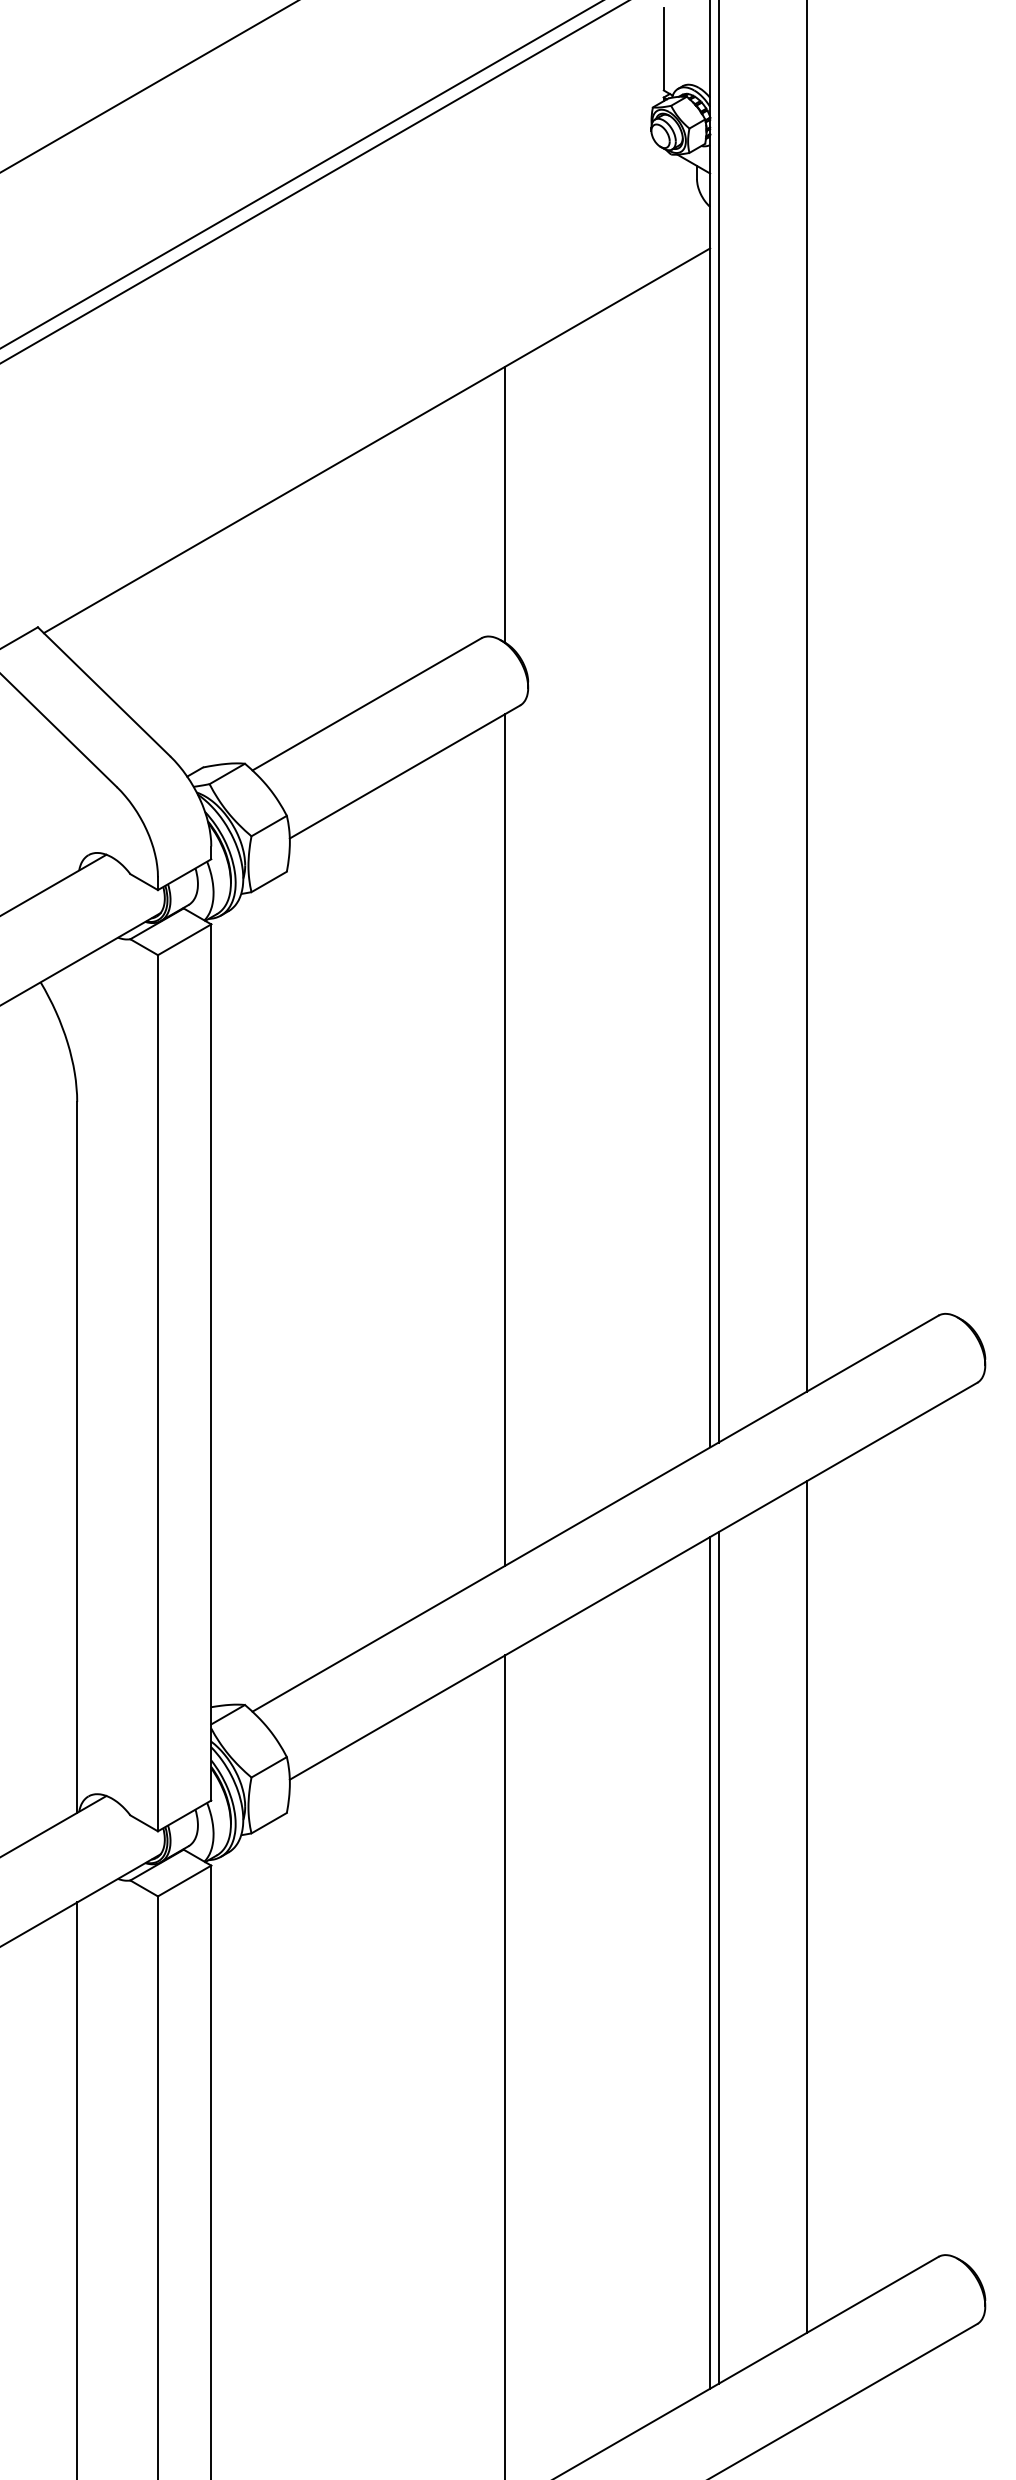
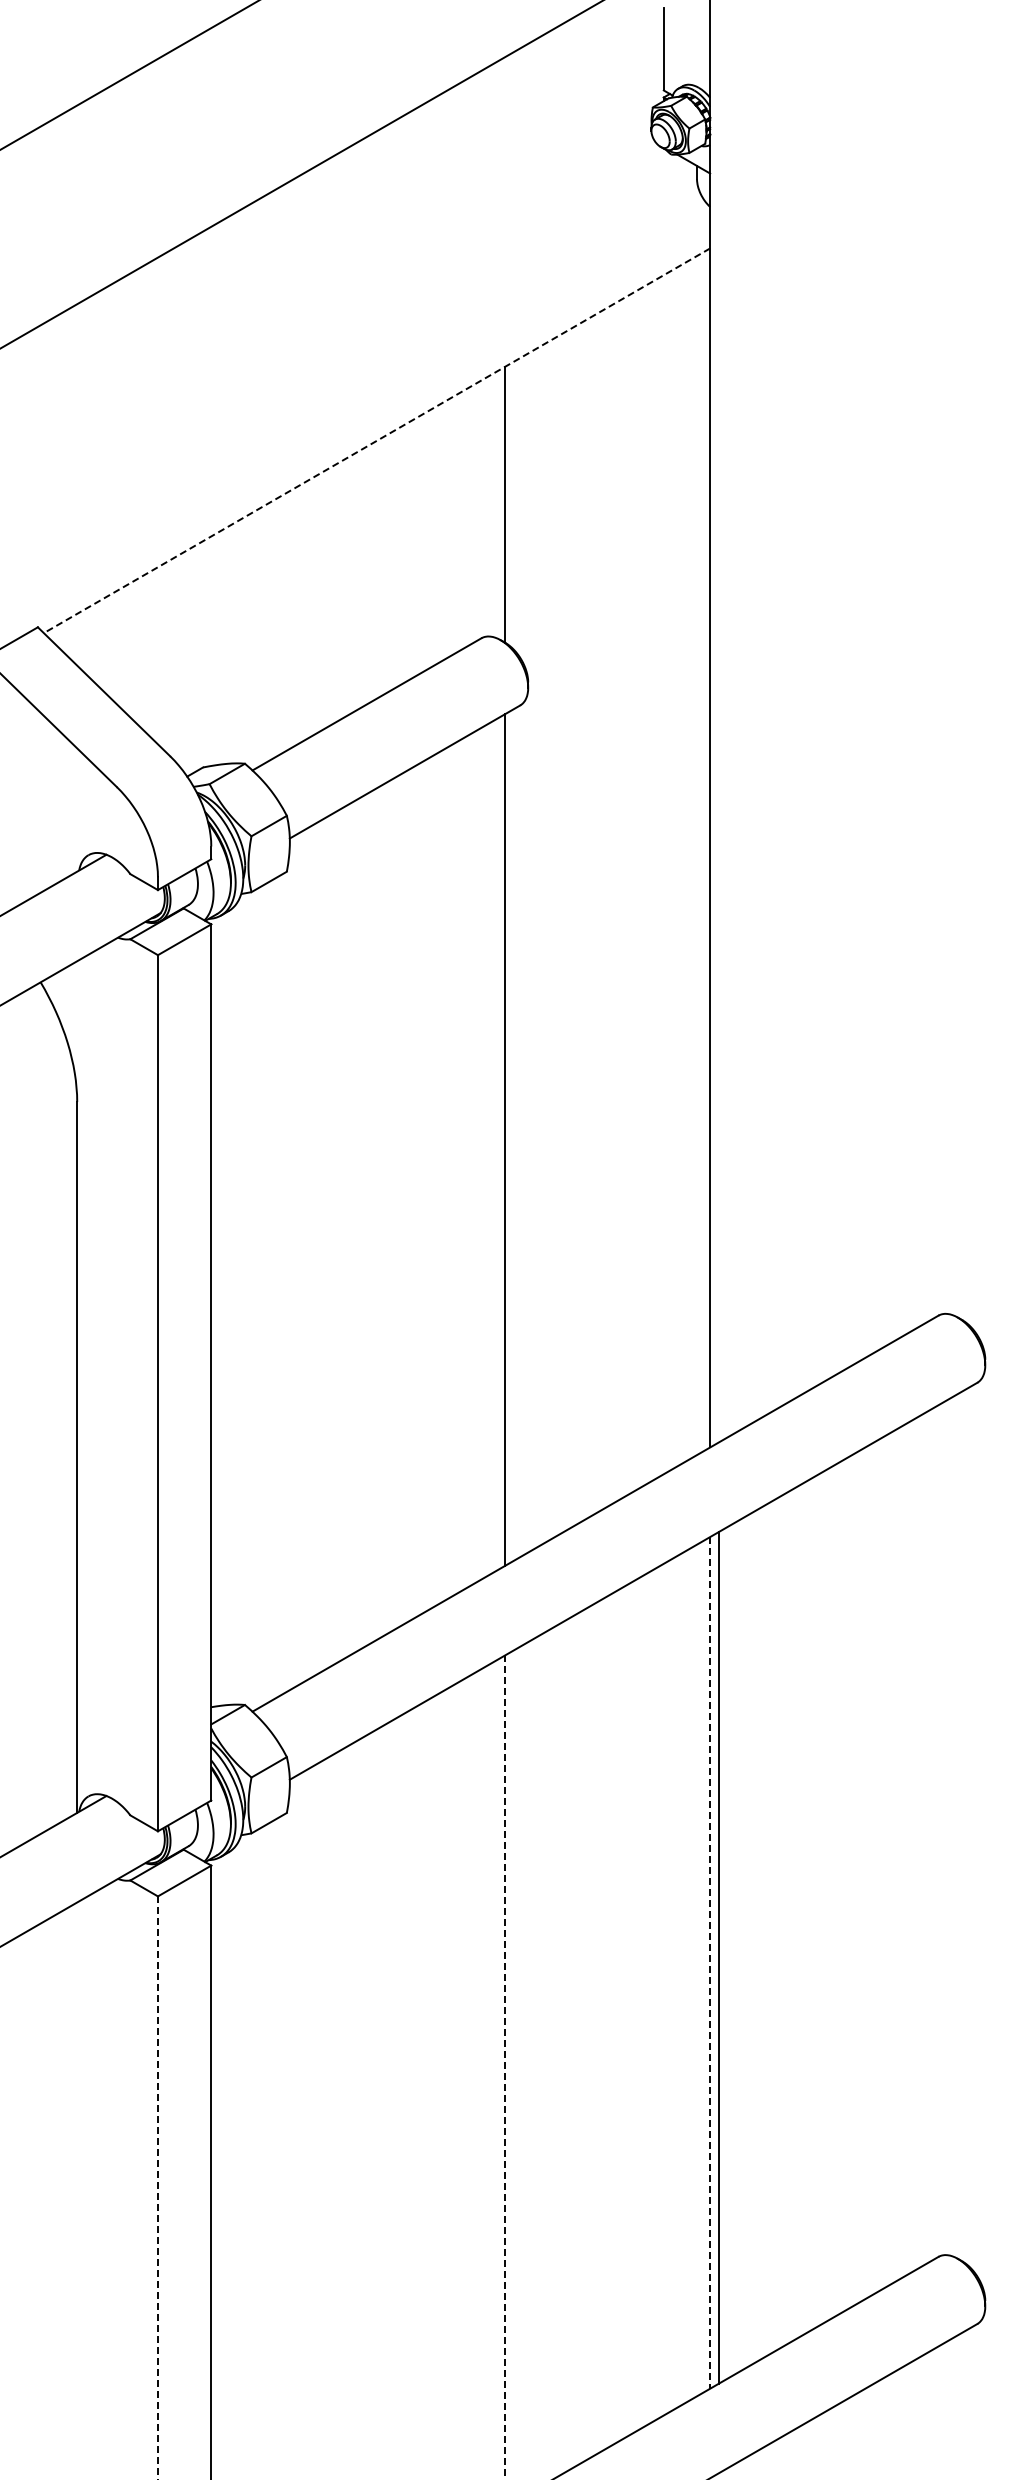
line position: (148, 86) -> (128, 75) (128, 75)
line: present -> none (314, 182)
line: solid -> dashed (377, 440)
line: present -> none (806, 696)
line: present -> none (718, 722)
line: present -> none (806, 1906)
line: solid -> dashed (710, 1962)
line: solid -> dashed (505, 2067)
line: solid -> dashed (157, 2188)
line: present -> none (77, 2189)
